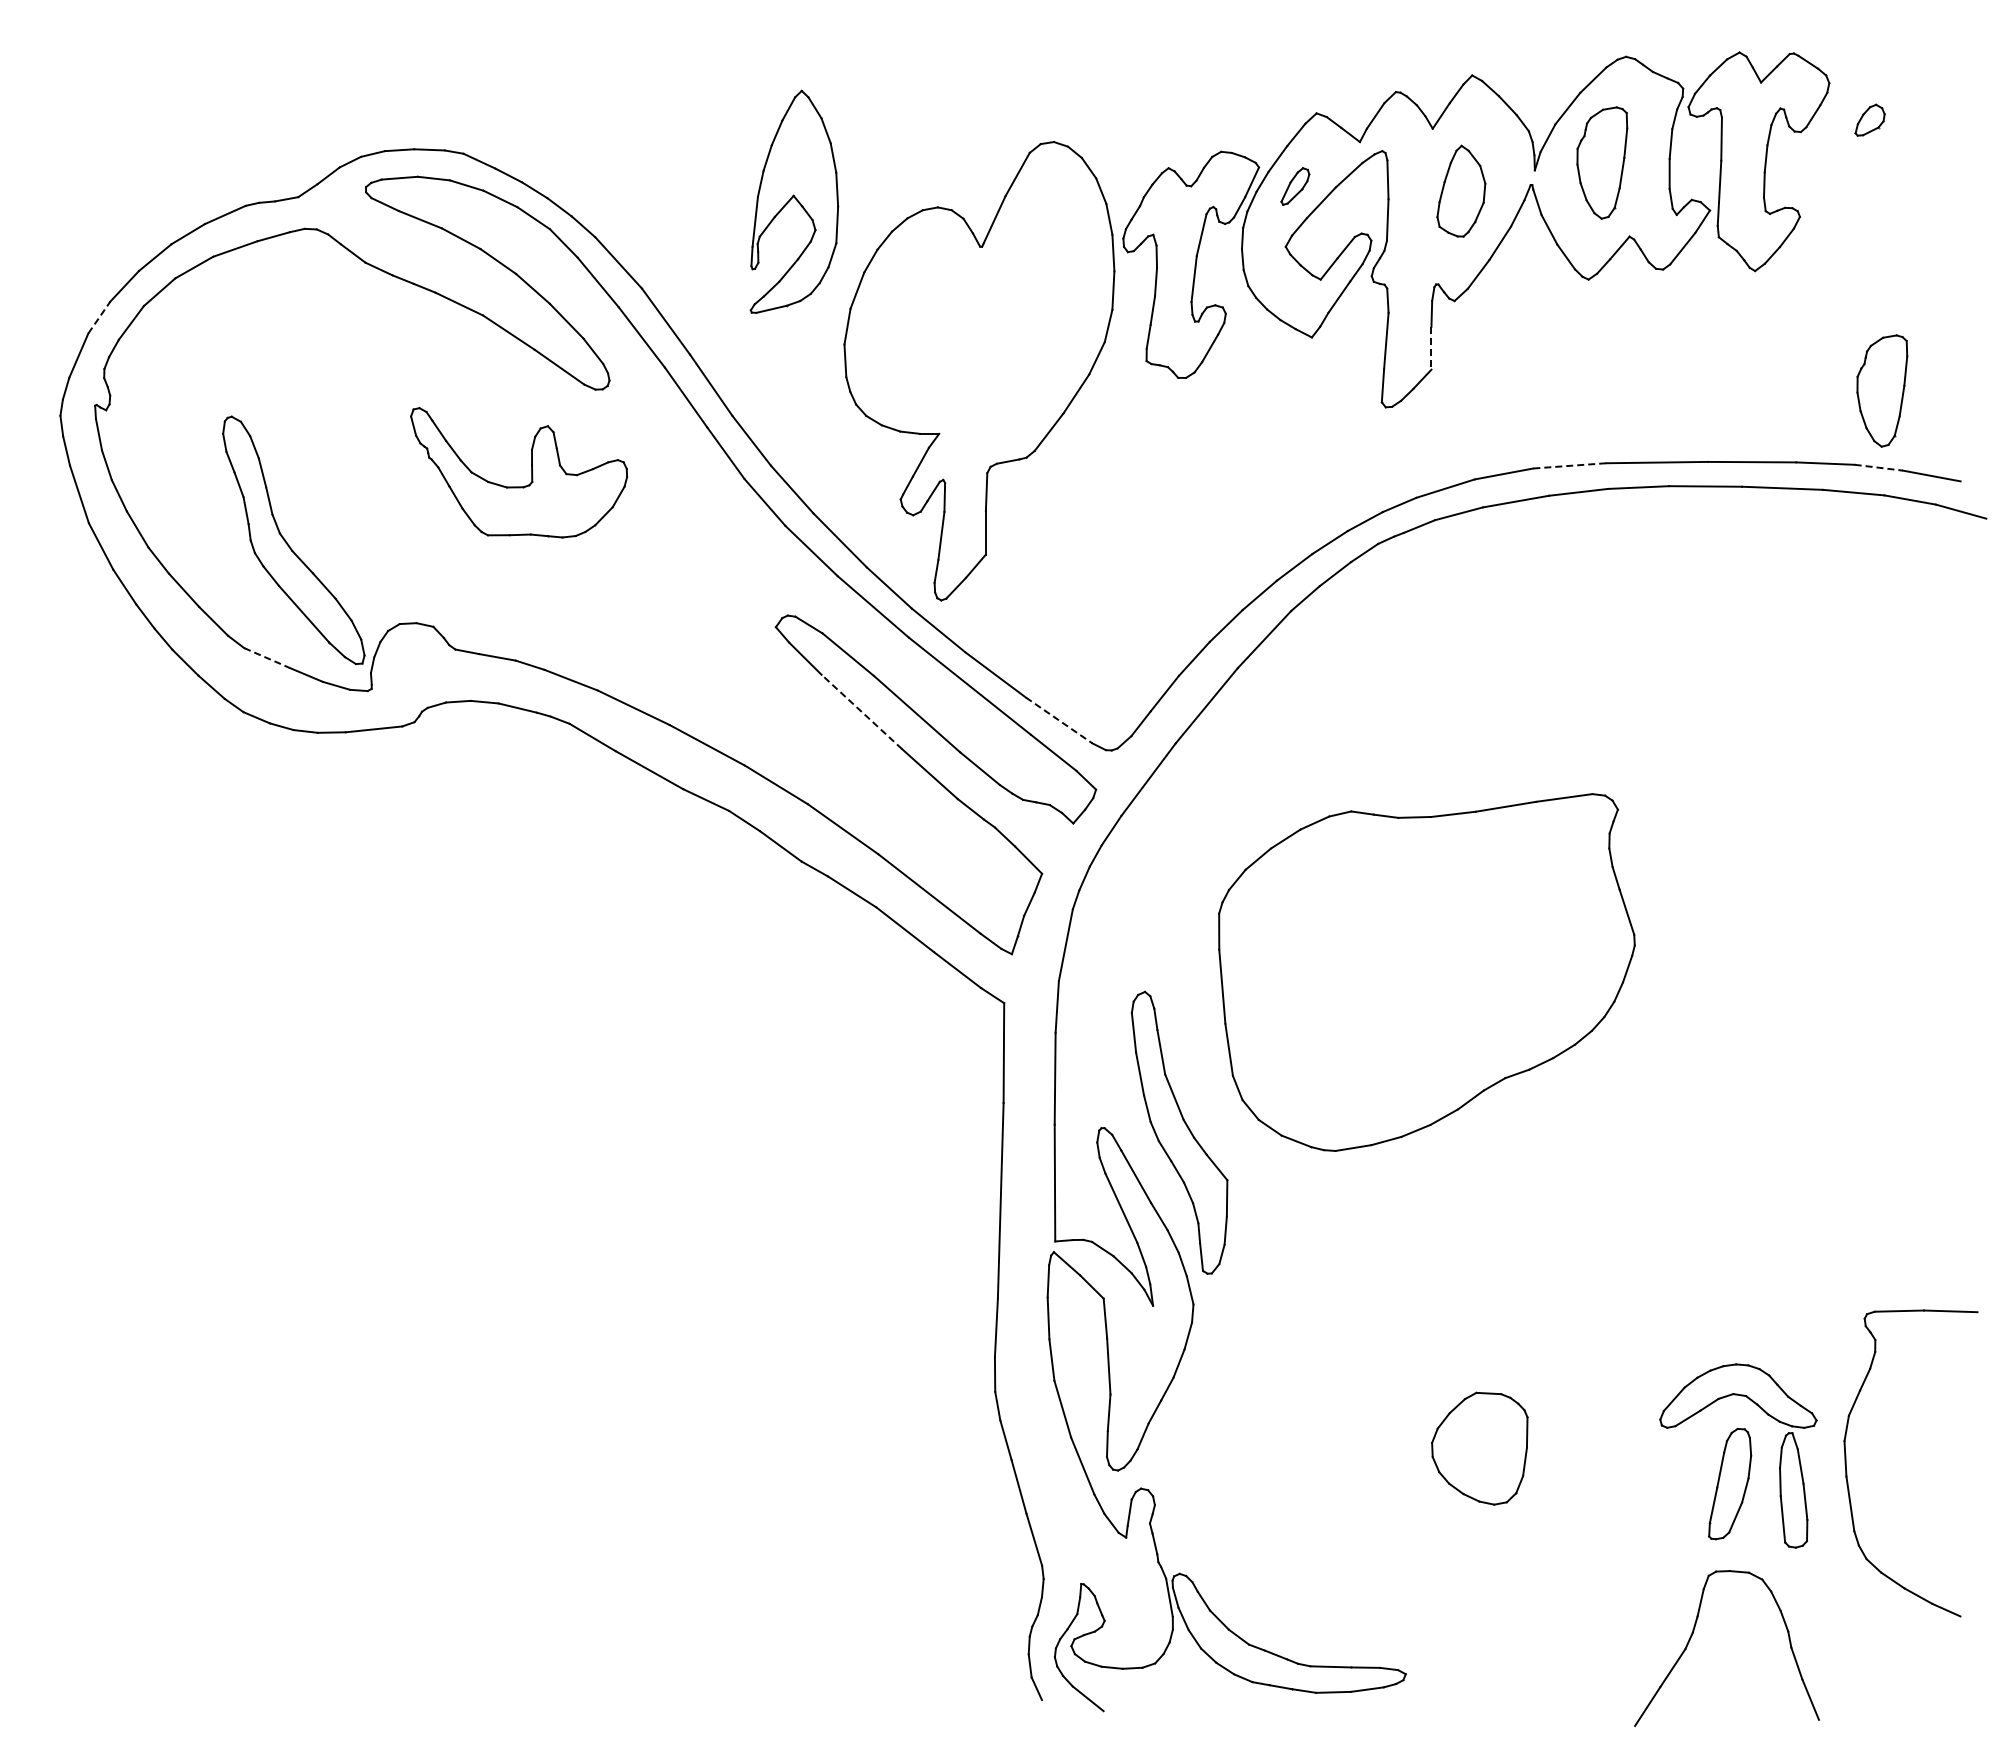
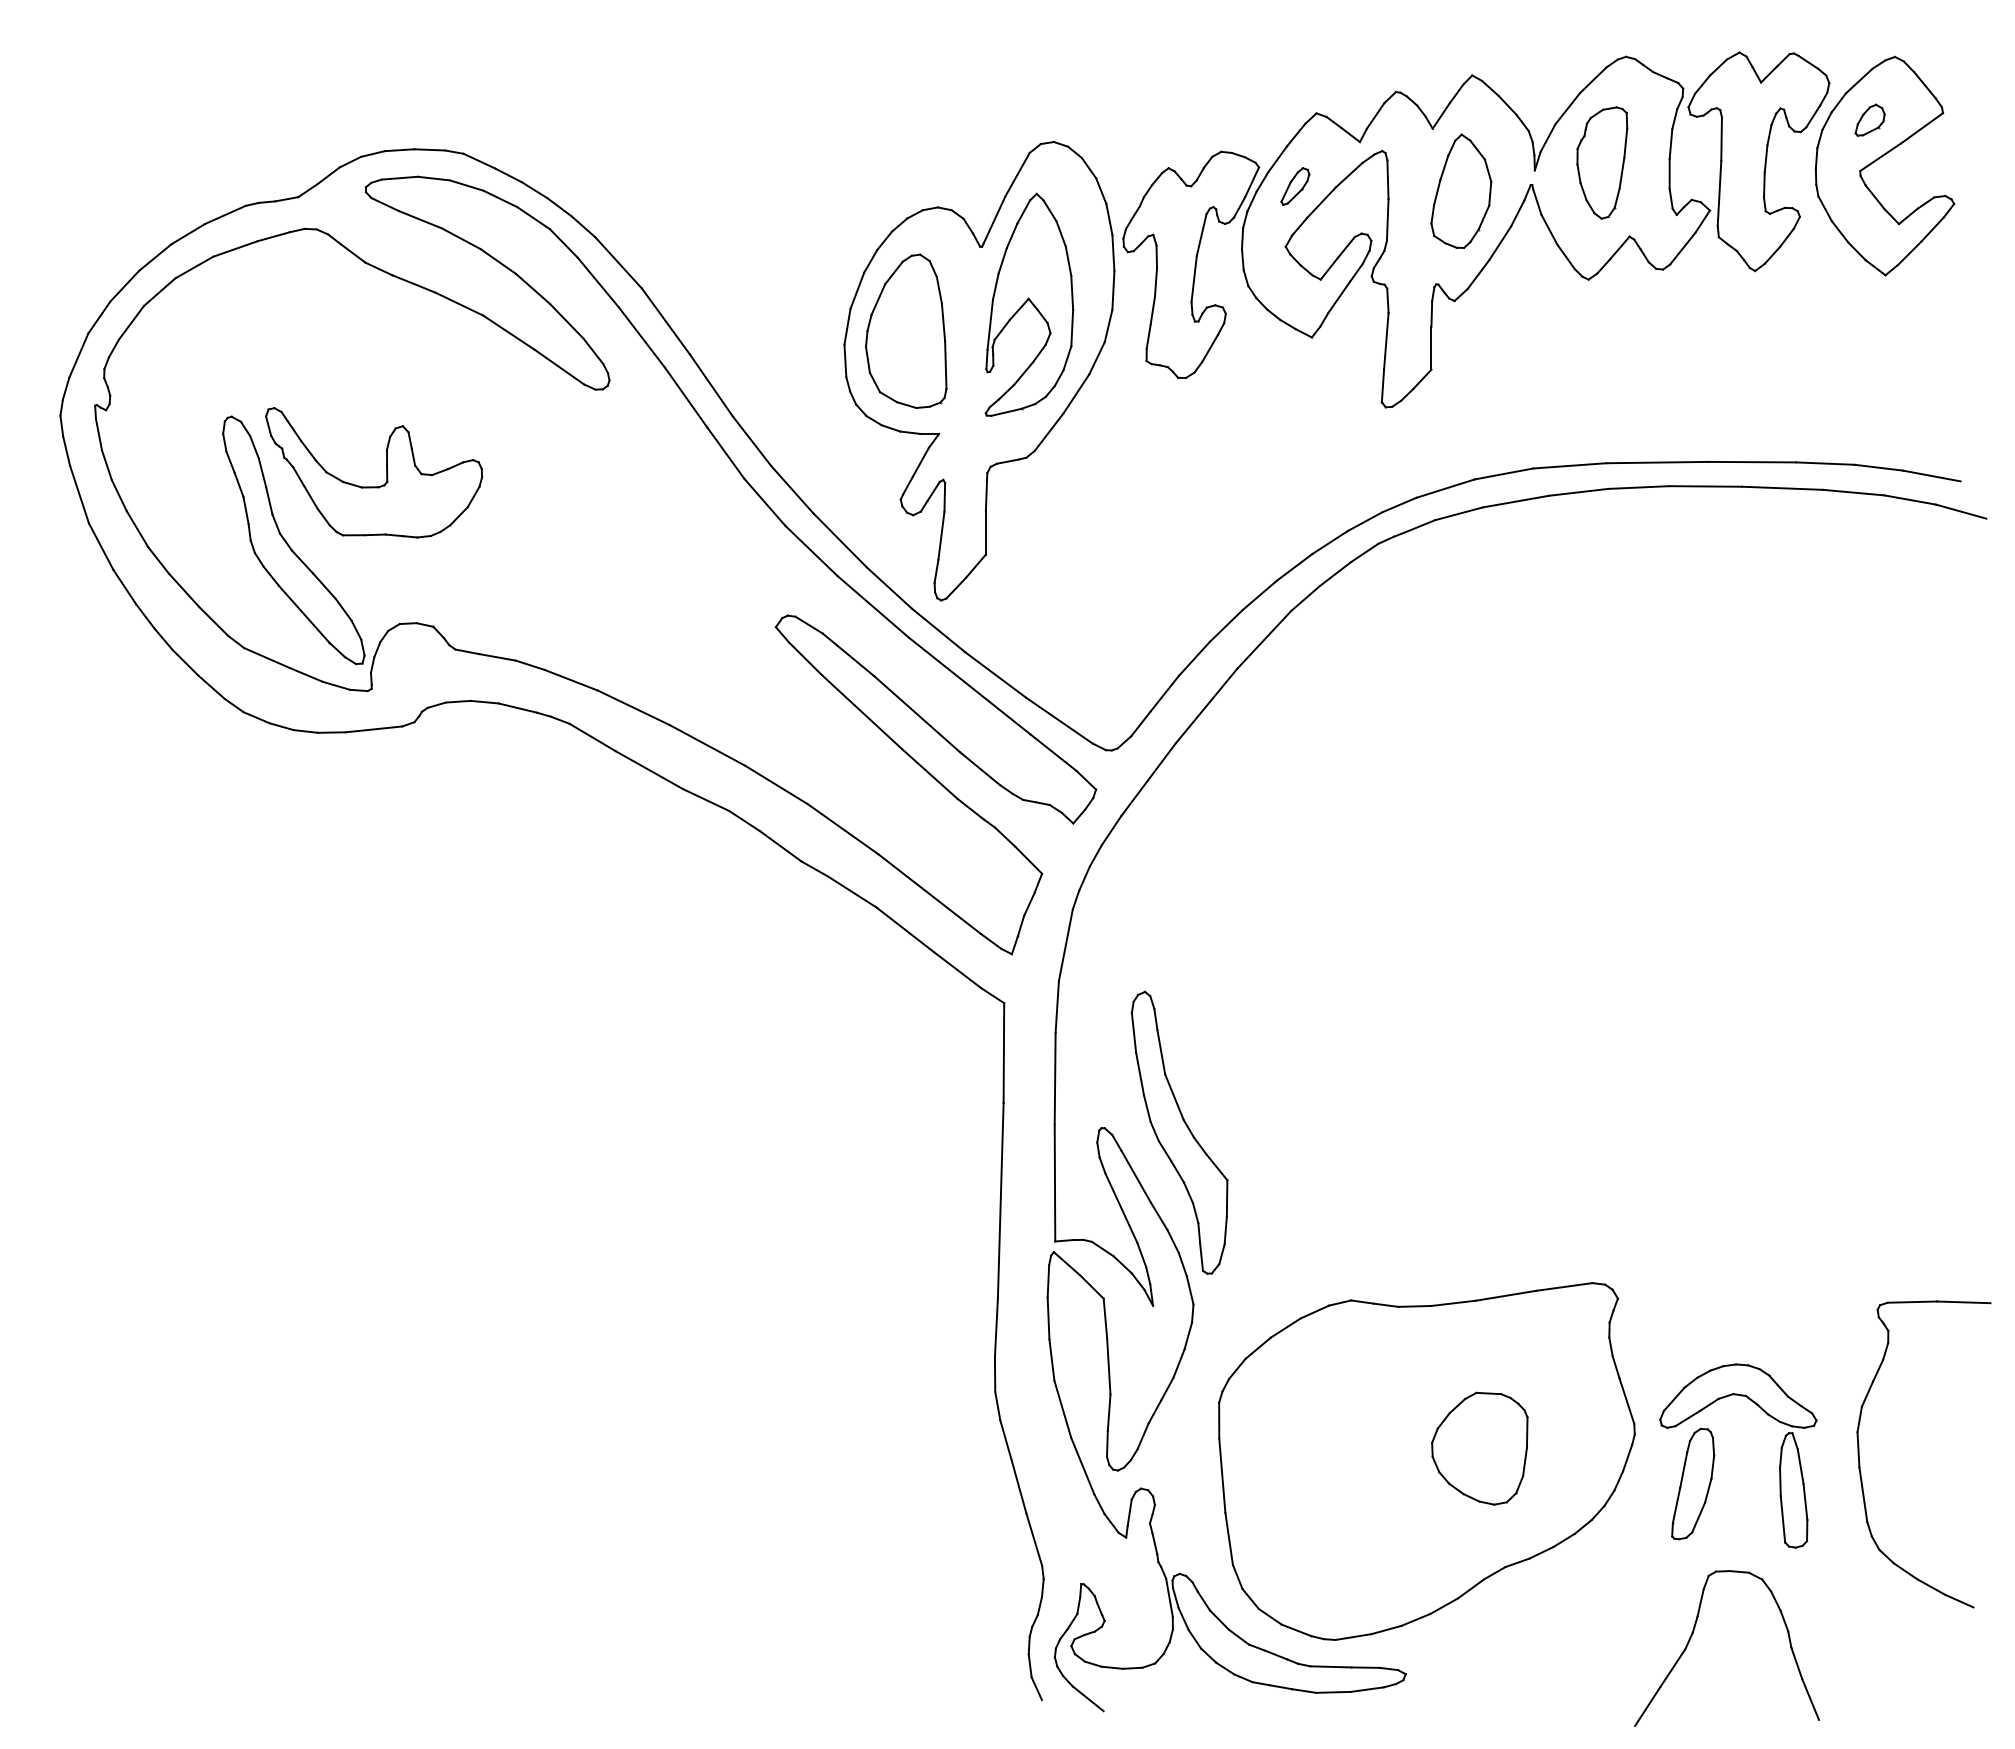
part: none -> present (1879, 159)
part size: 51x94 px -> 63x116 px (1461, 190)
part position: (794, 201) -> (1029, 304) (1029, 304)
line: dashed -> solid (99, 317)
part: none -> present (906, 330)
line: dashed -> solid (1431, 348)
part: present -> none (1882, 390)
line: dashed -> solid (1569, 465)
line: dashed -> solid (1879, 467)
part position: (531, 472) -> (386, 472) (386, 472)
line: dashed -> solid (267, 658)
line: dashed -> solid (861, 711)
line: dashed -> solid (1059, 720)
part position: (1426, 972) -> (1426, 1461) (1426, 1461)
part position: (1847, 1471) -> (1860, 1462) (1860, 1462)
part position: (1730, 1483) -> (1693, 1483) (1693, 1483)
